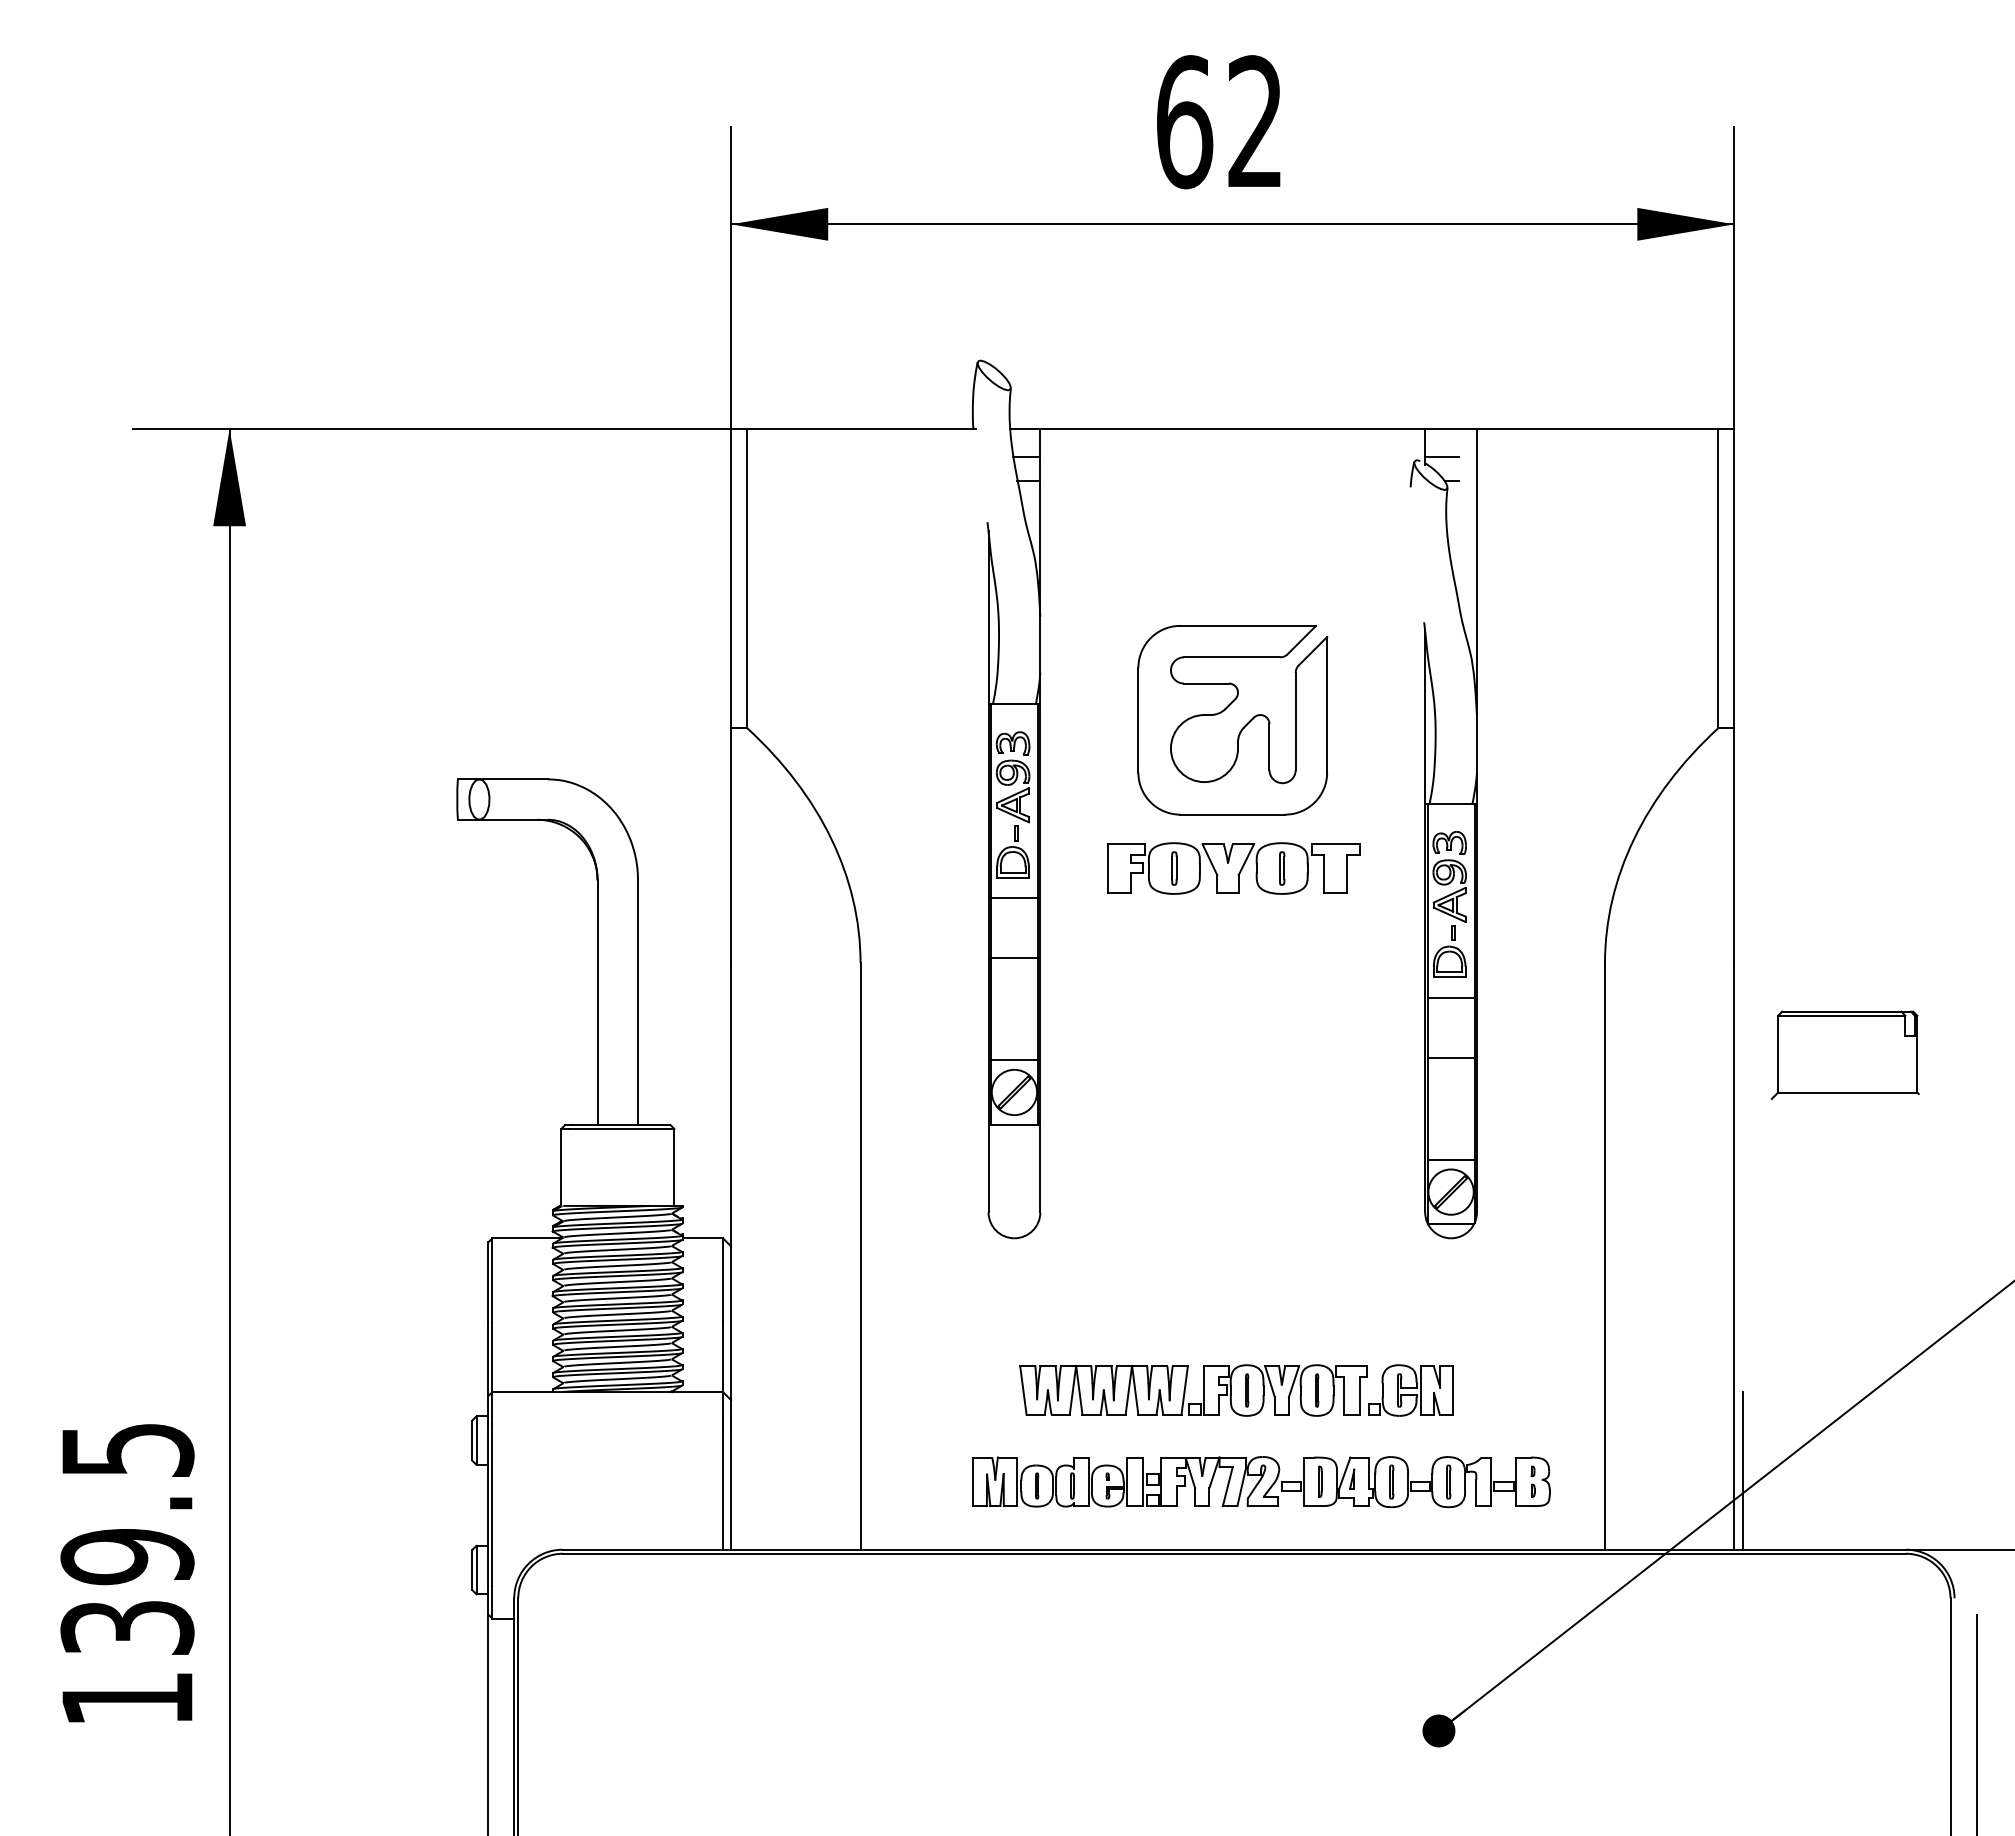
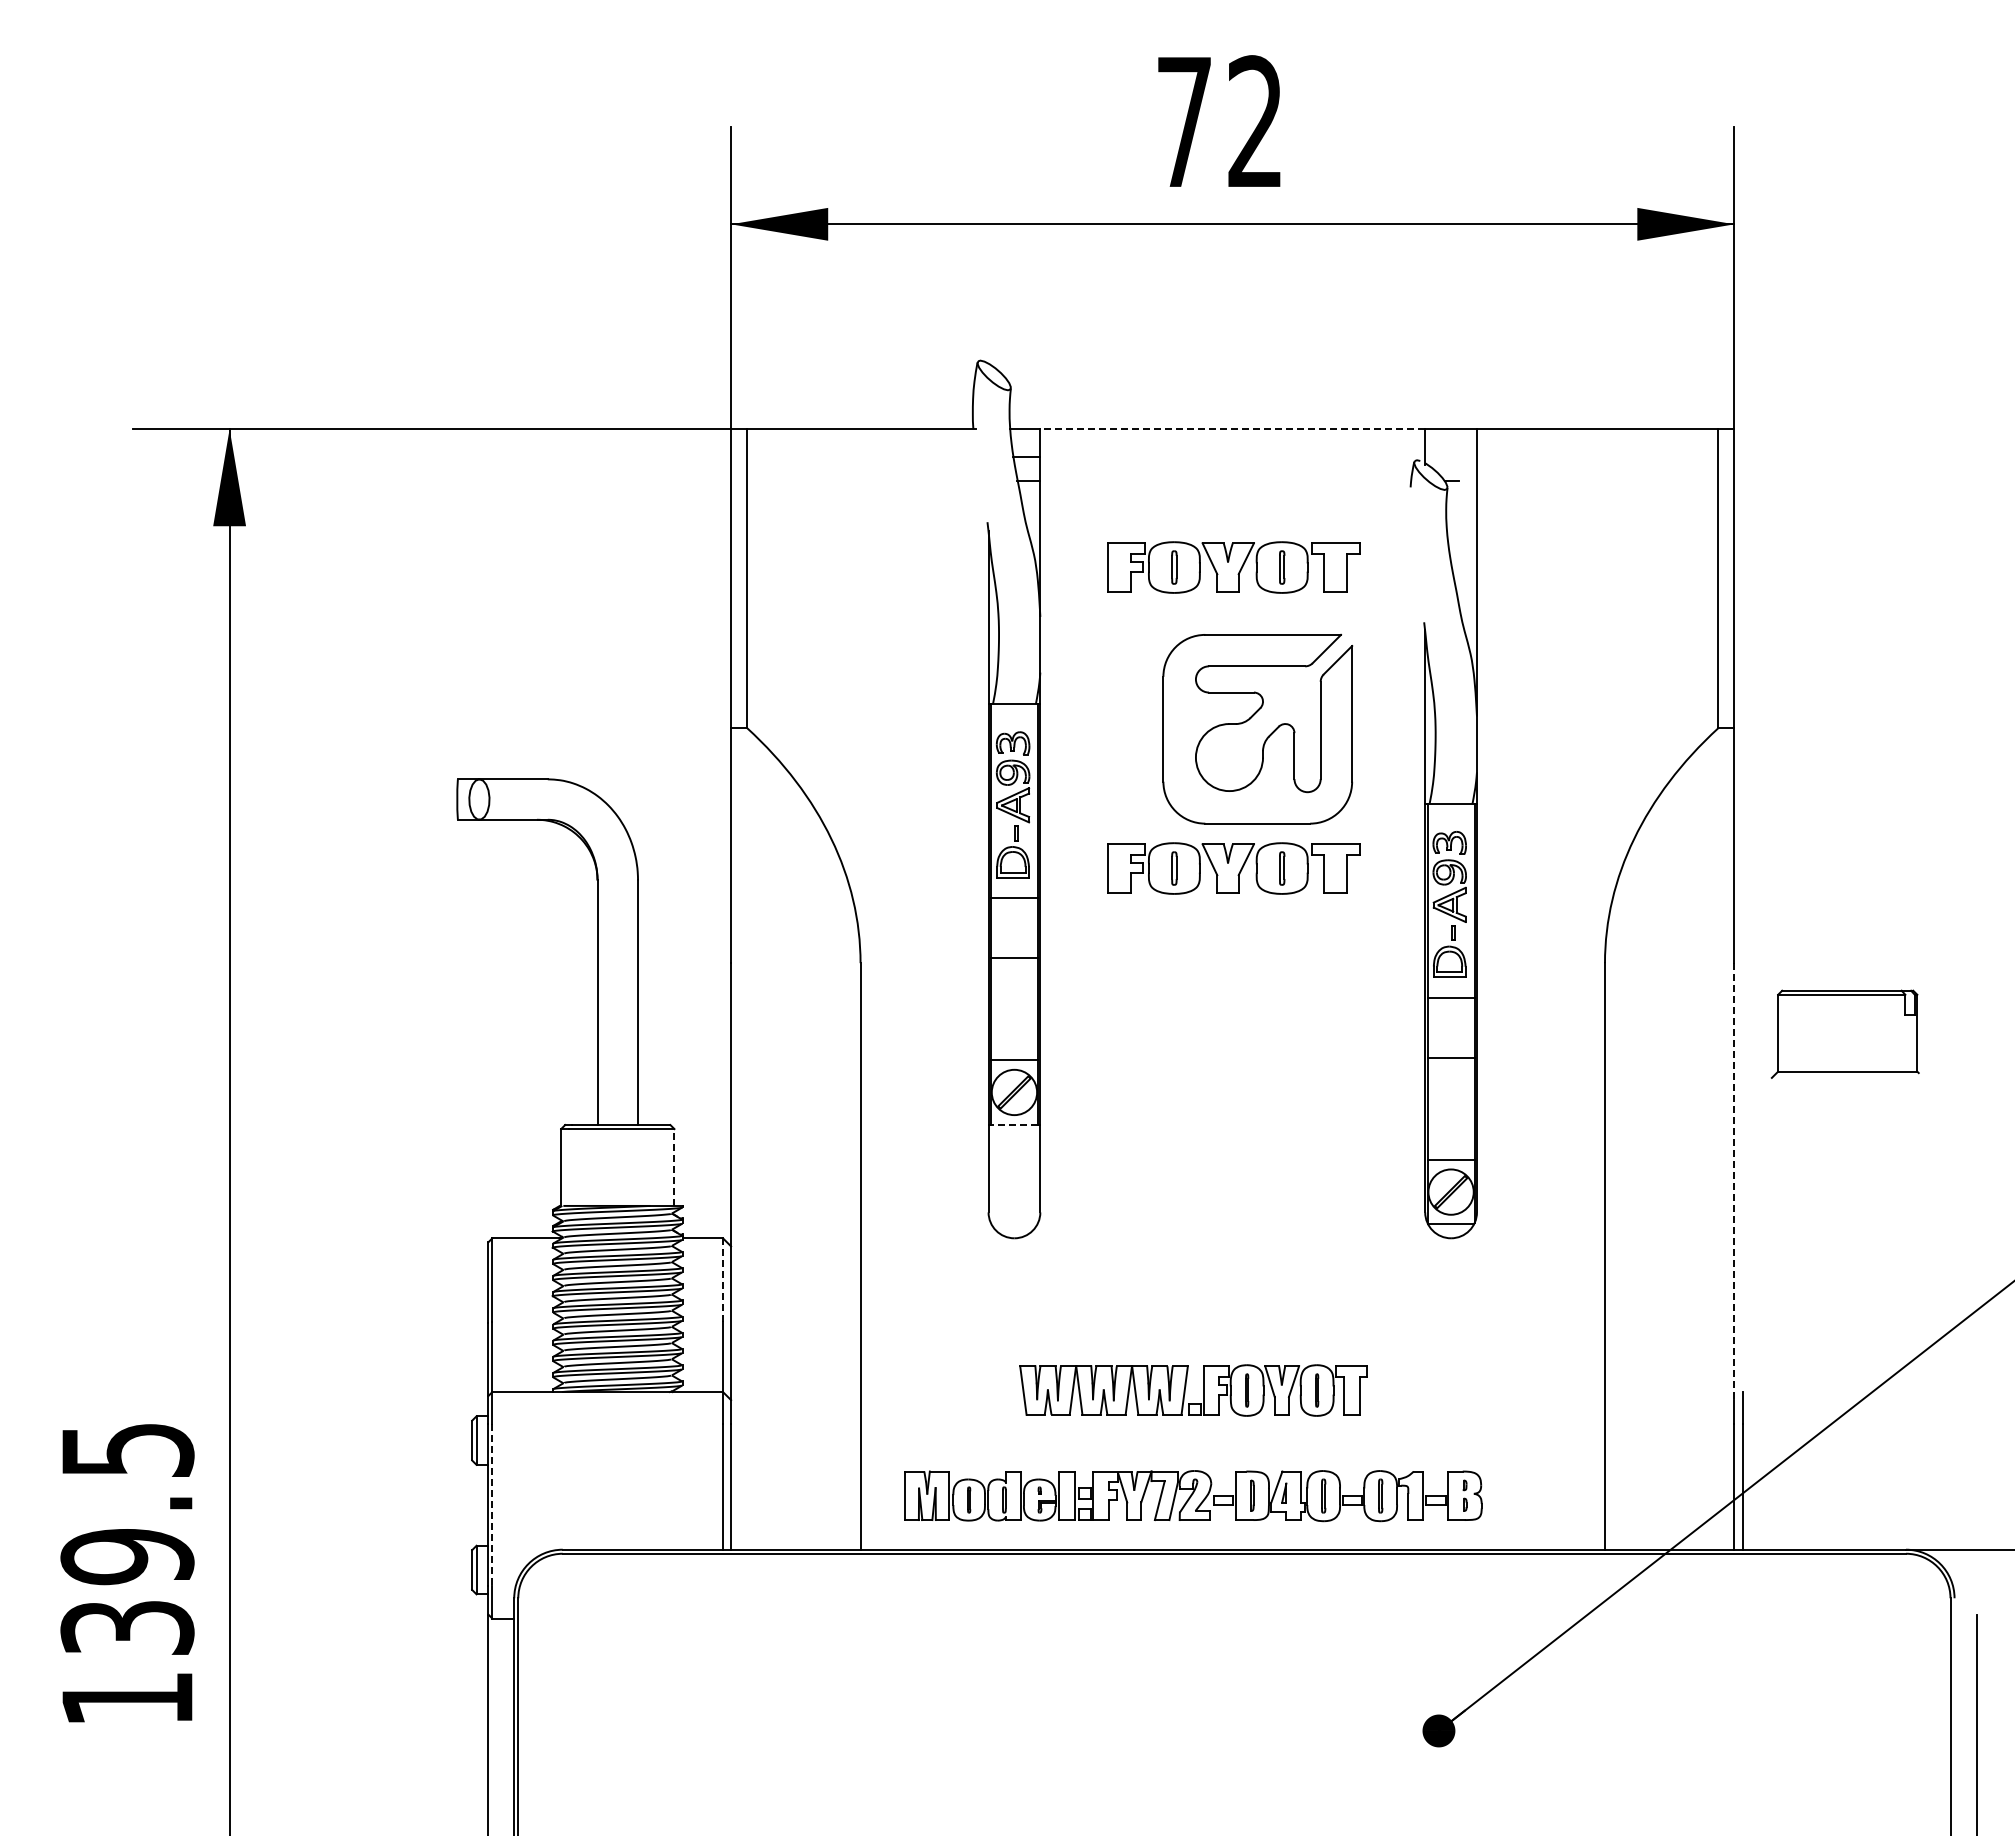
text: 62 -> 72 (1185, 122)
line: solid -> dashed (1232, 429)
line: present -> none (1441, 456)
part: none -> present (1233, 567)
part position: (1224, 711) -> (1249, 720) (1249, 720)
part position: (1844, 1054) -> (1844, 1033) (1844, 1033)
line: solid -> dashed (1013, 1124)
line: solid -> dashed (674, 1167)
line: solid -> dashed (1734, 1182)
line: solid -> dashed (723, 1280)
part: present -> none (1410, 1390)
part position: (1261, 1482) -> (1193, 1496) (1193, 1496)
line: solid -> dashed (492, 1505)
